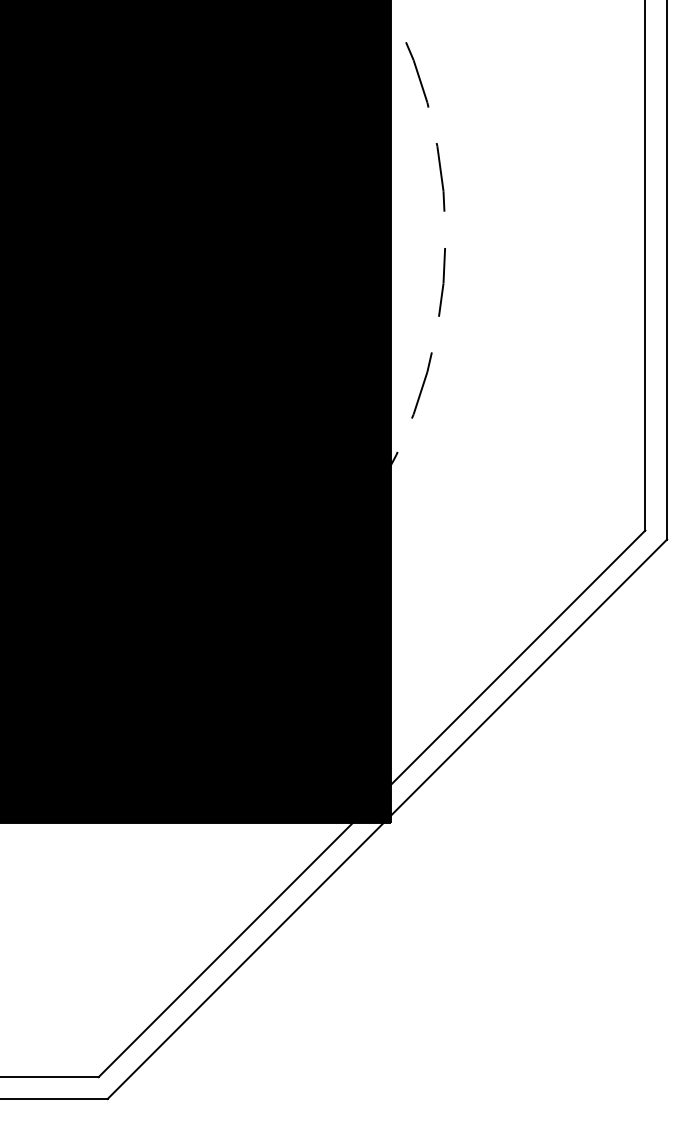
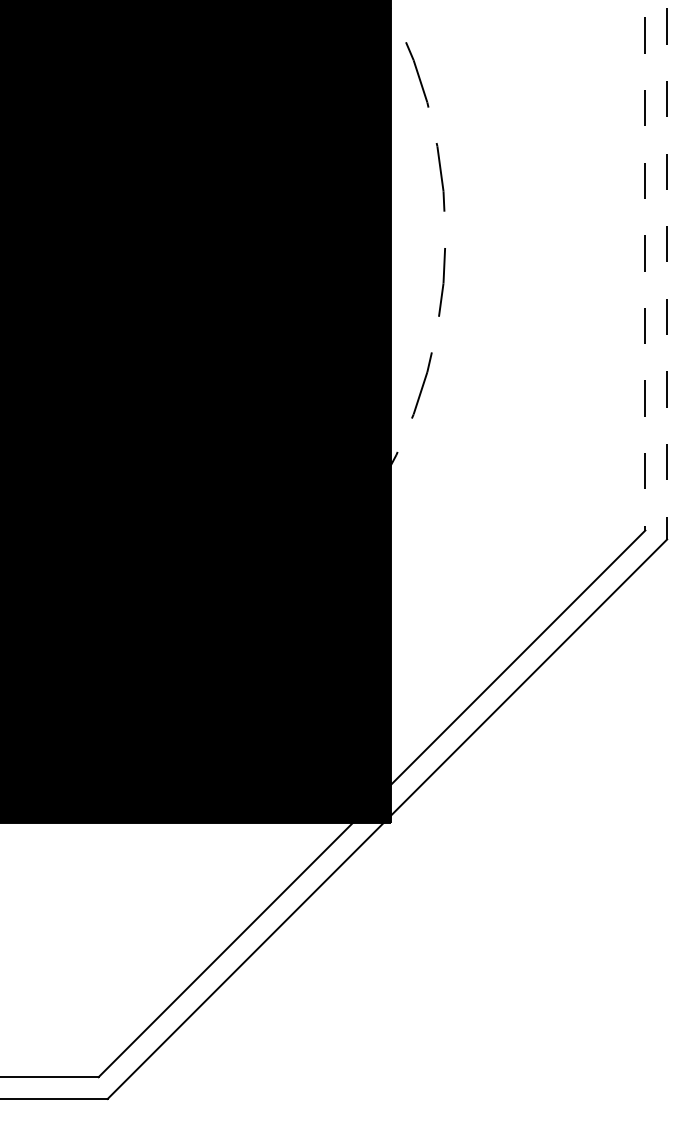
line: solid -> dashed (645, 265)
line: solid -> dashed (667, 270)
